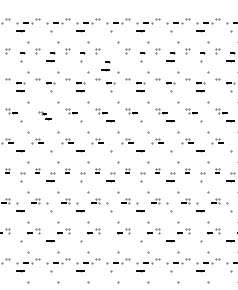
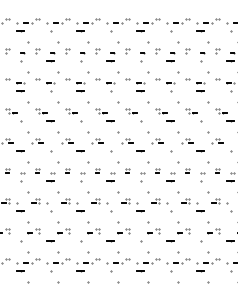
part position: (105, 66) -> (110, 57) (110, 57)
part size: 14x10 px -> 20x15 px (44, 115)
part: none -> present (110, 241)
